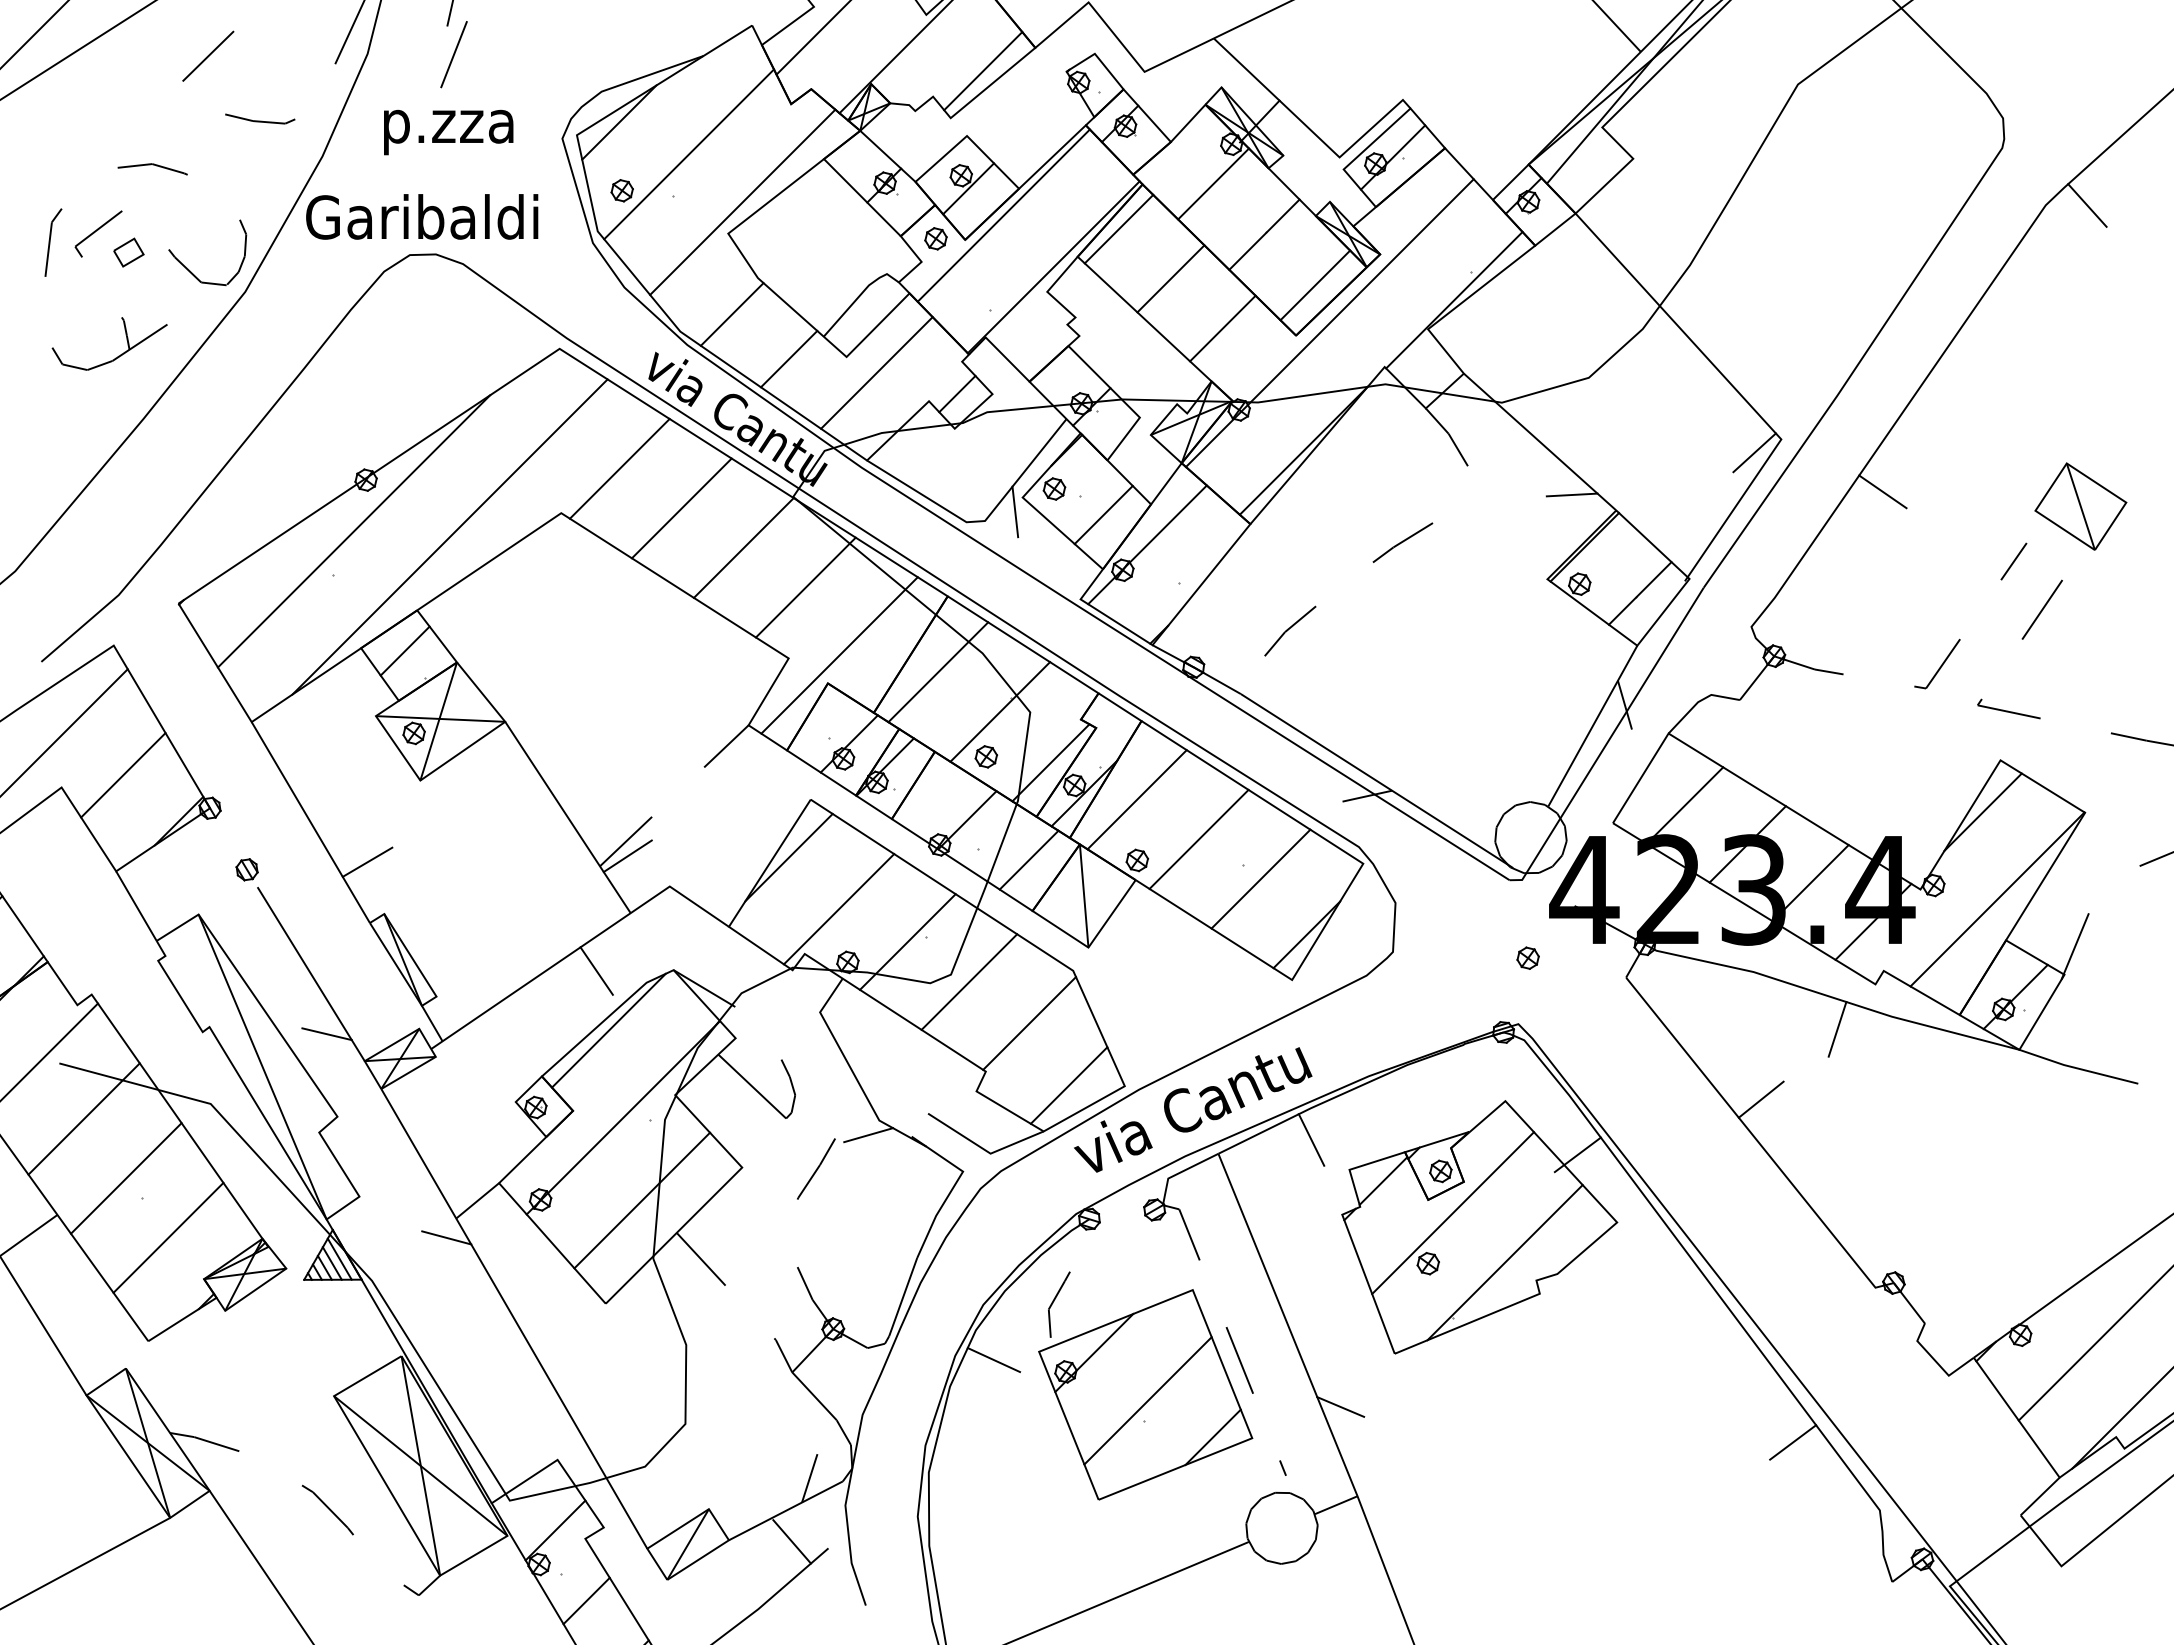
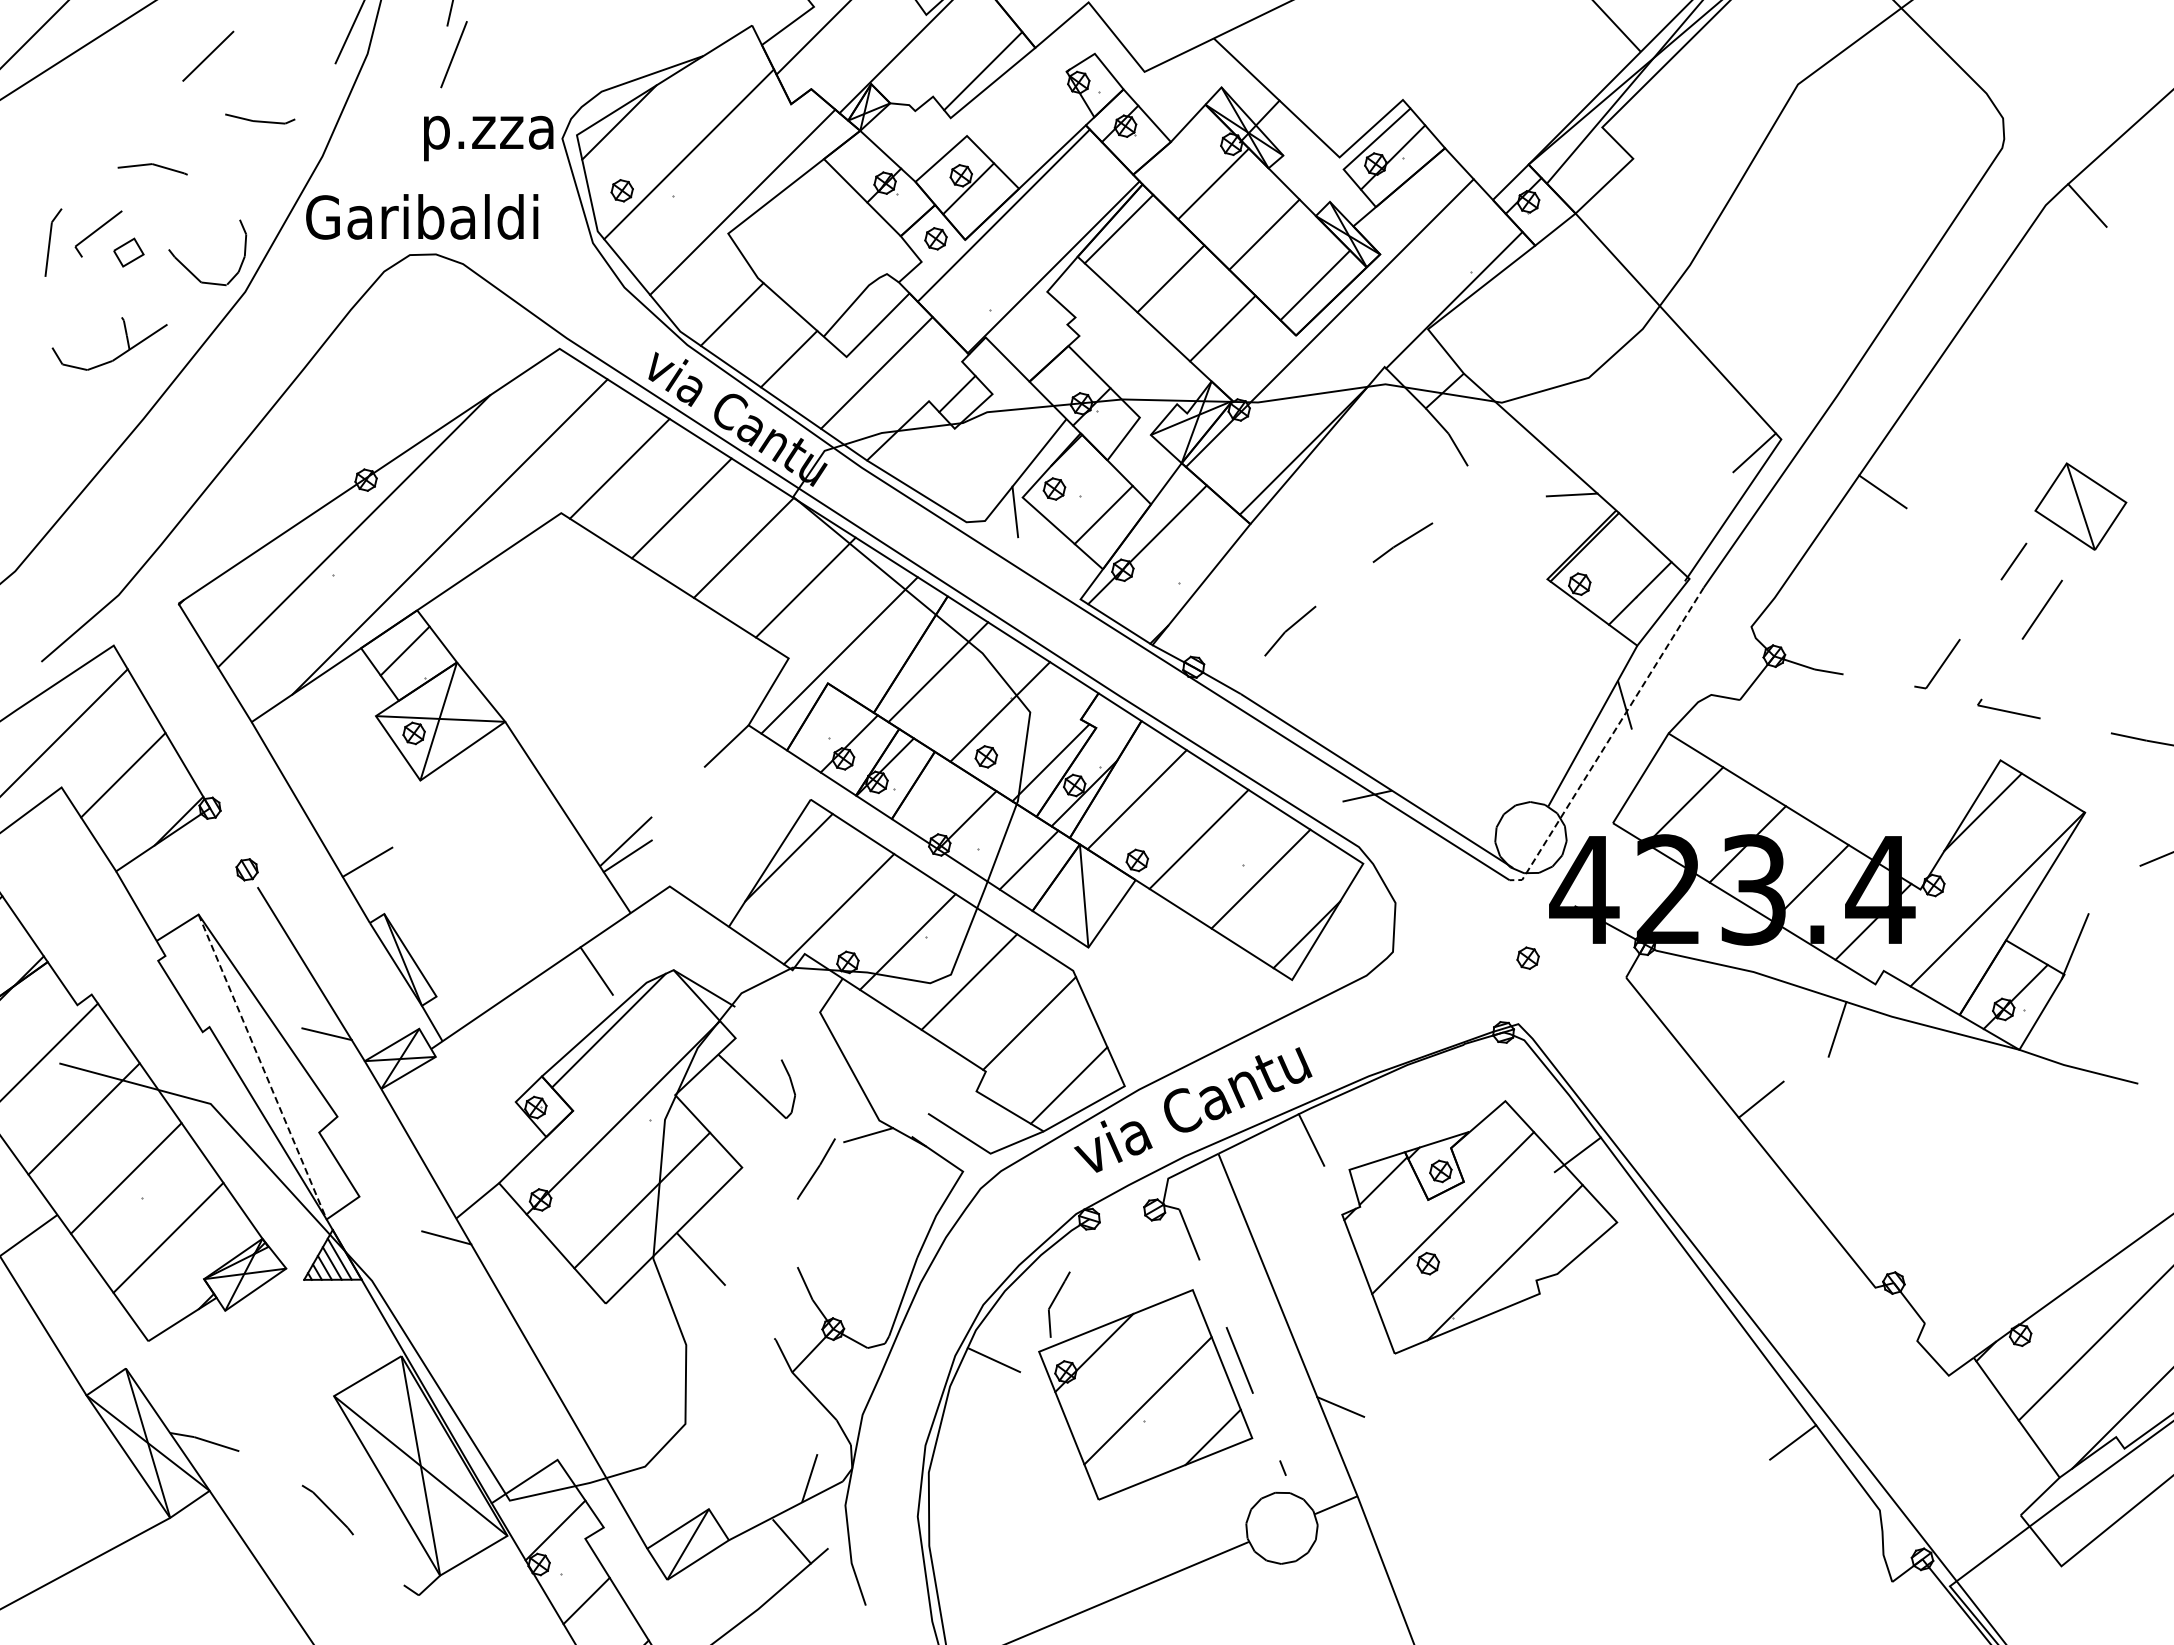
text position: (448, 132) -> (488, 138) (488, 138)
line: solid -> dashed (1609, 740)
line: solid -> dashed (262, 1067)
